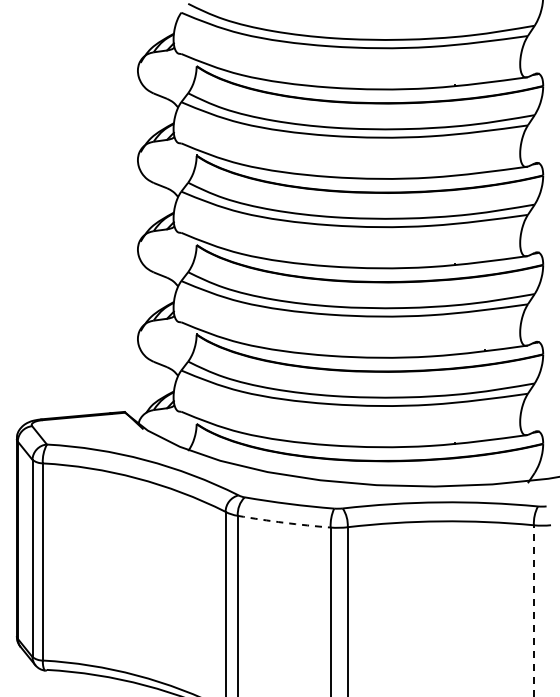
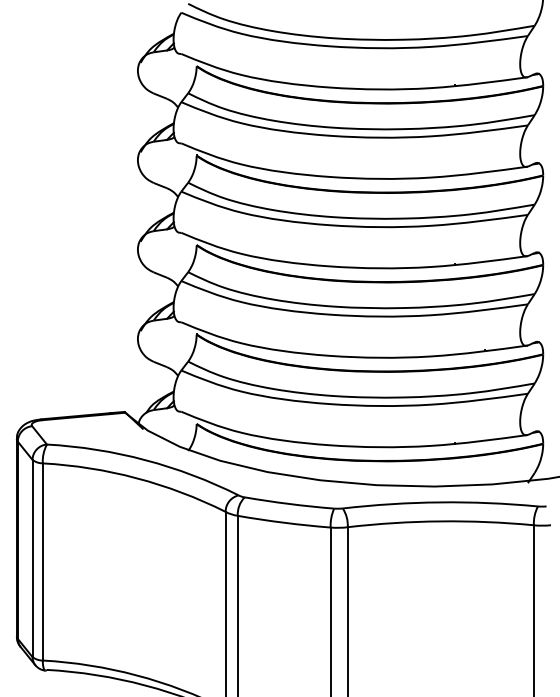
arc: dashed -> solid (284, 522)
line: dashed -> solid (533, 610)
